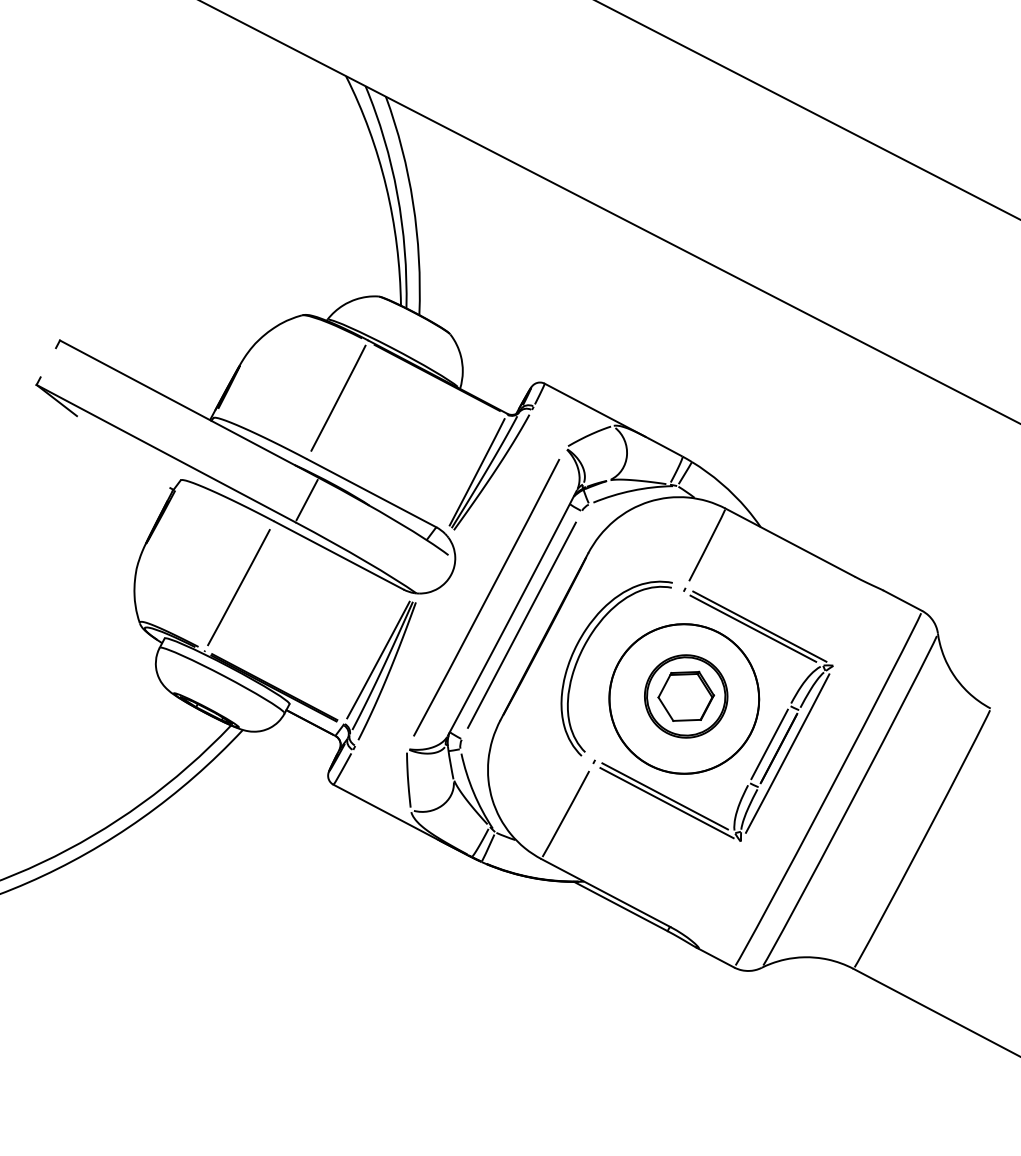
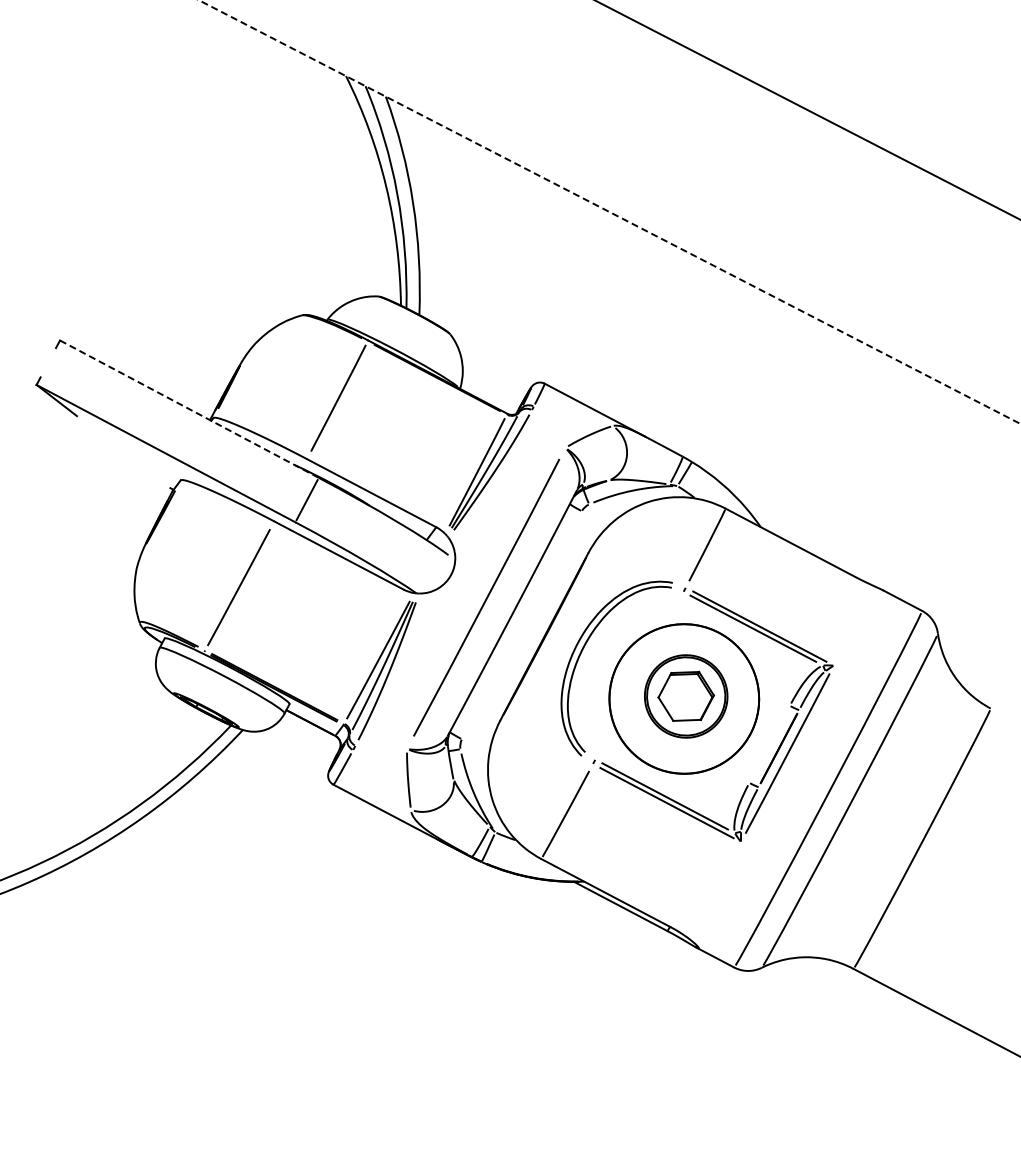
line: solid -> dashed (610, 212)
line: solid -> dashed (189, 409)
line: present -> none (521, 624)
line: present -> none (769, 744)
